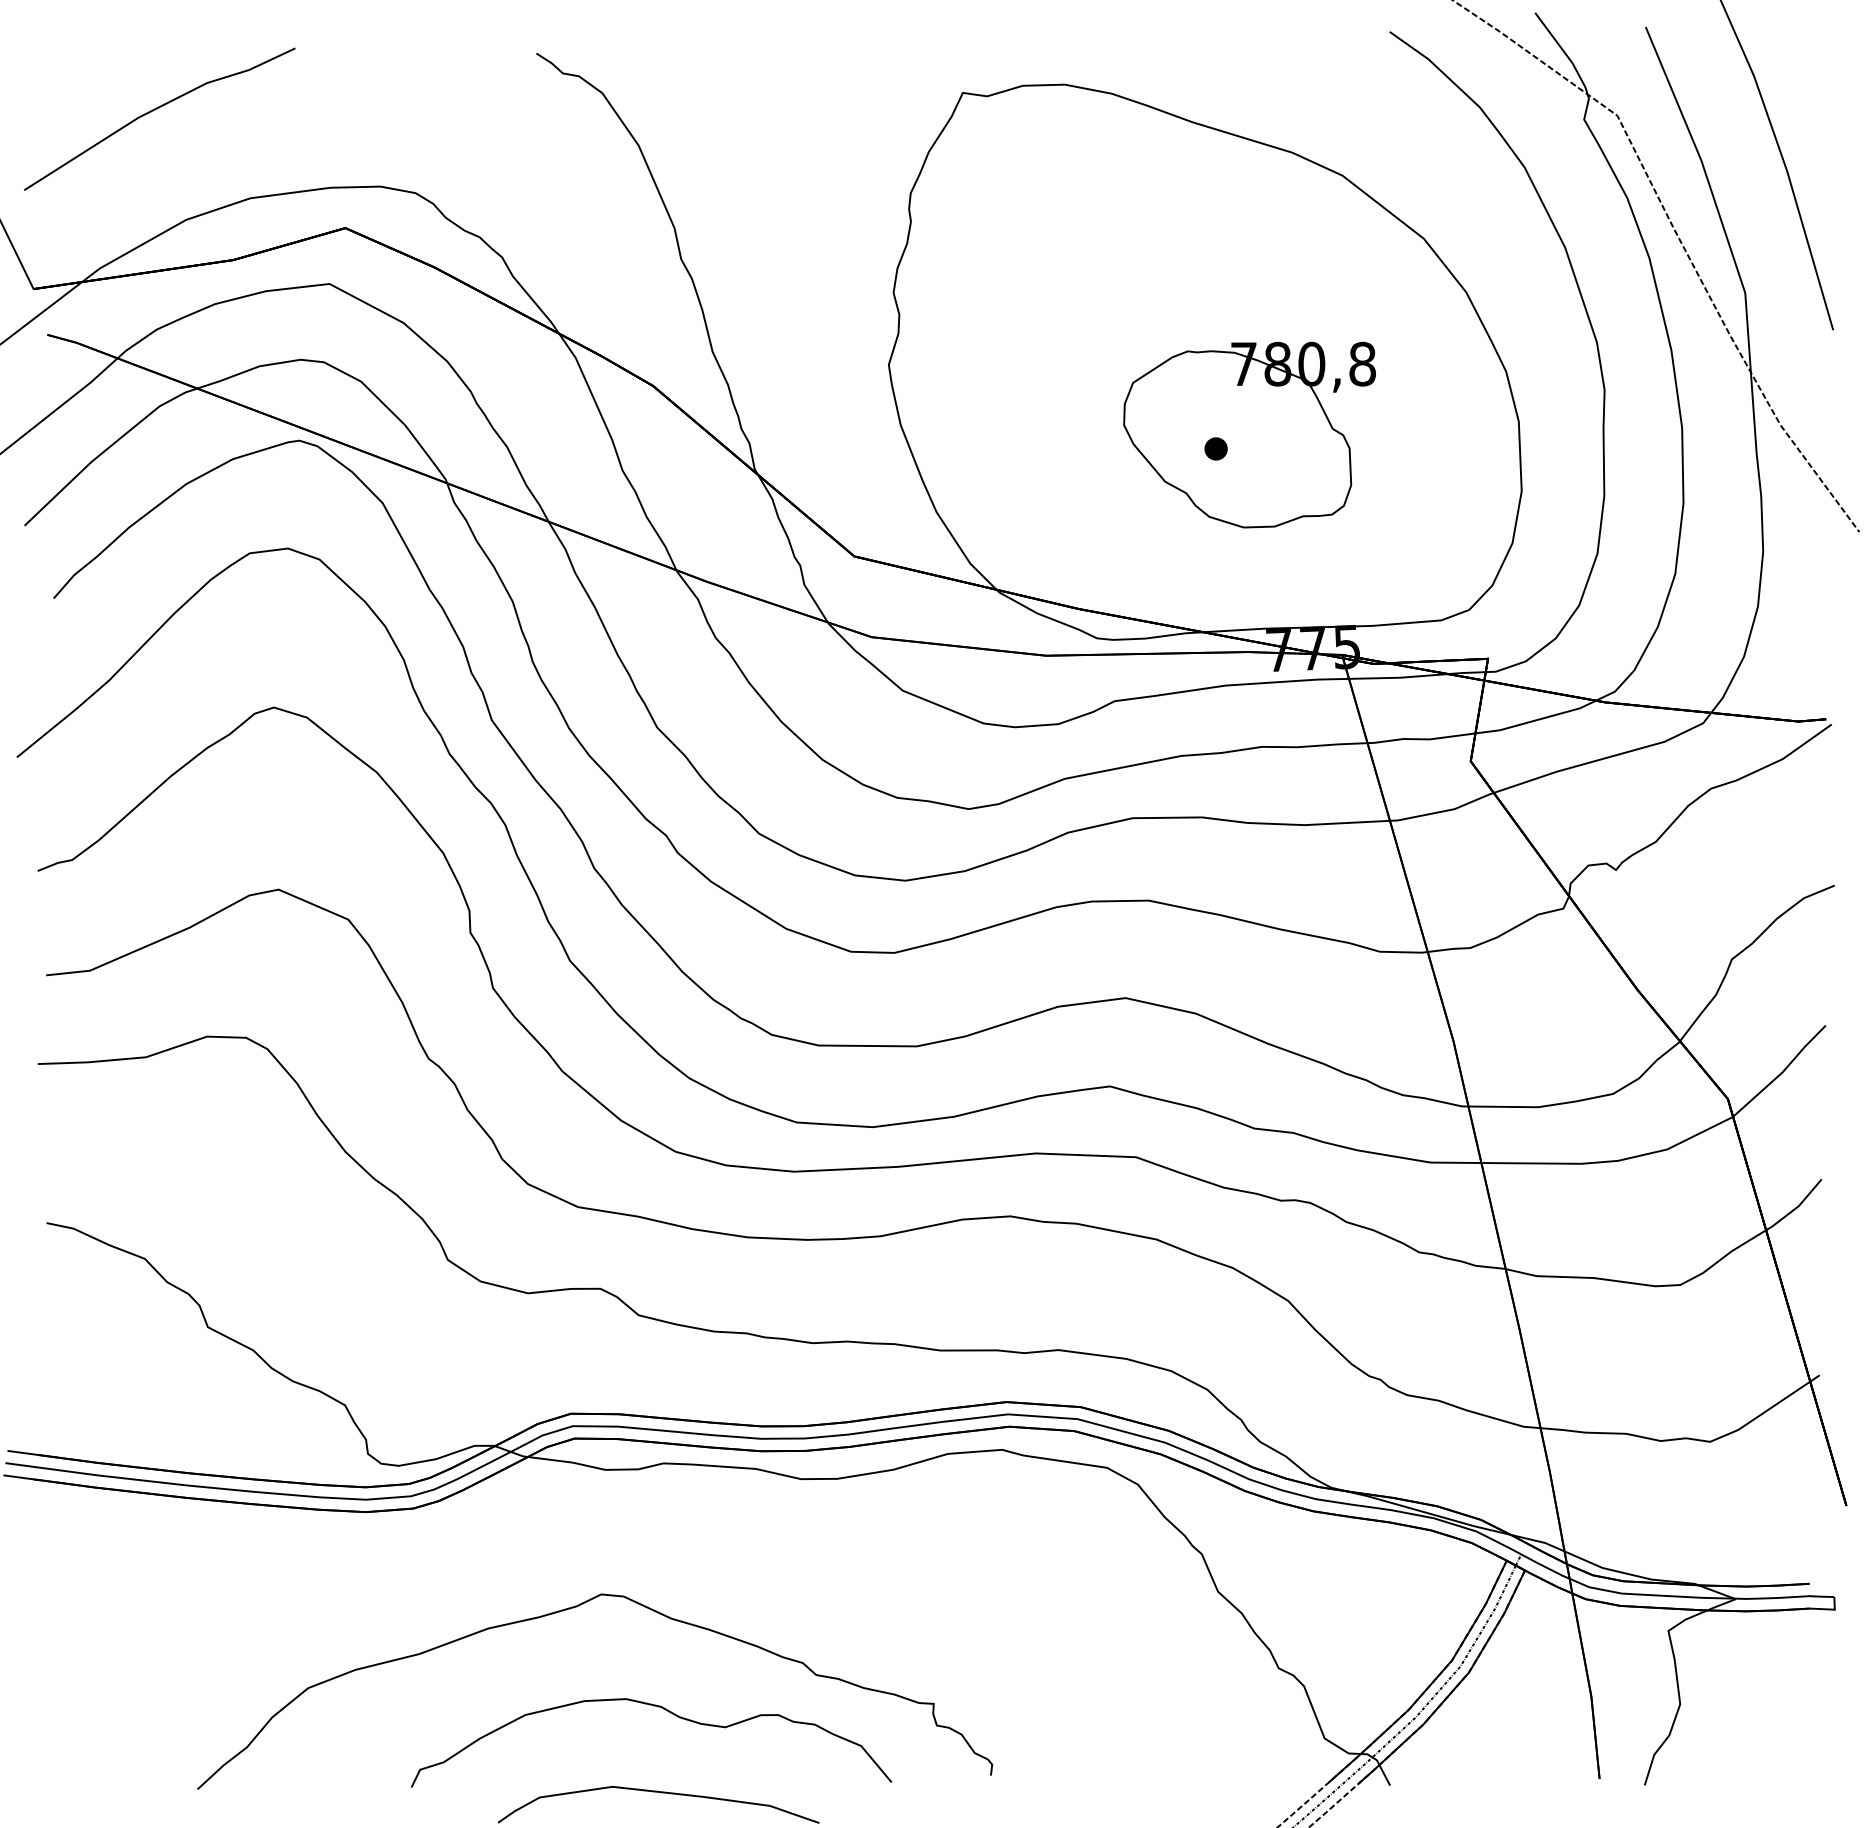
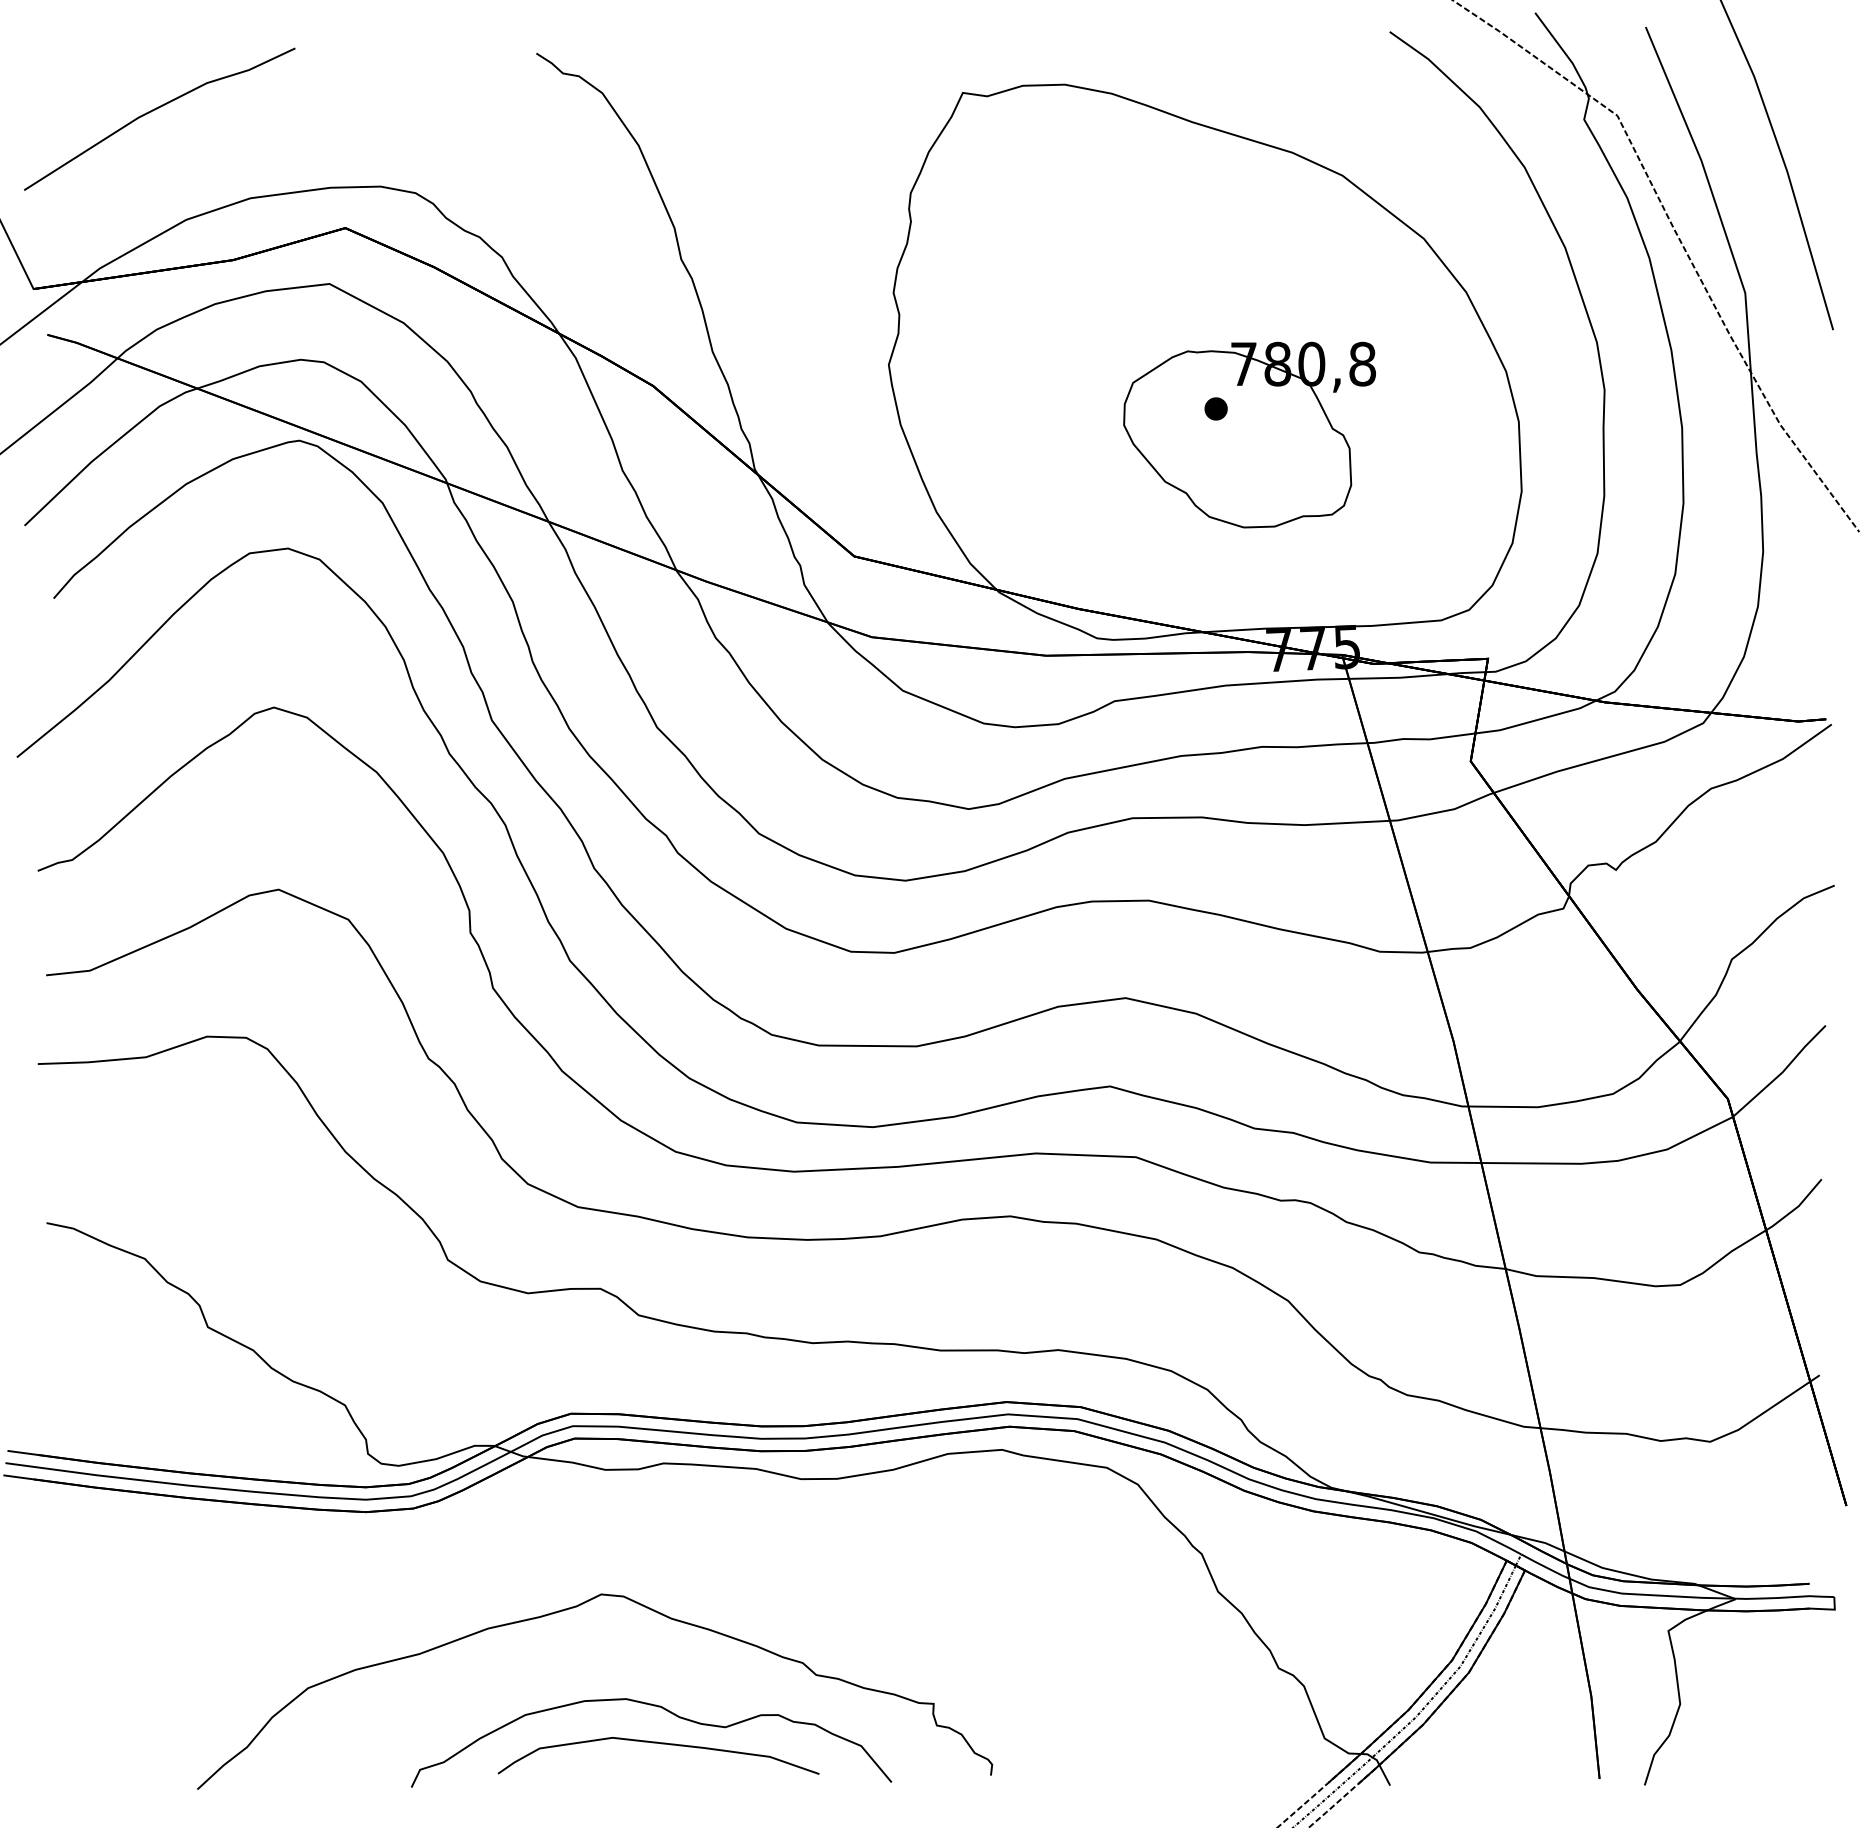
part position: (1215, 448) -> (1215, 408) (1215, 408)
curve position: (661, 1793) -> (661, 1744) (661, 1744)
